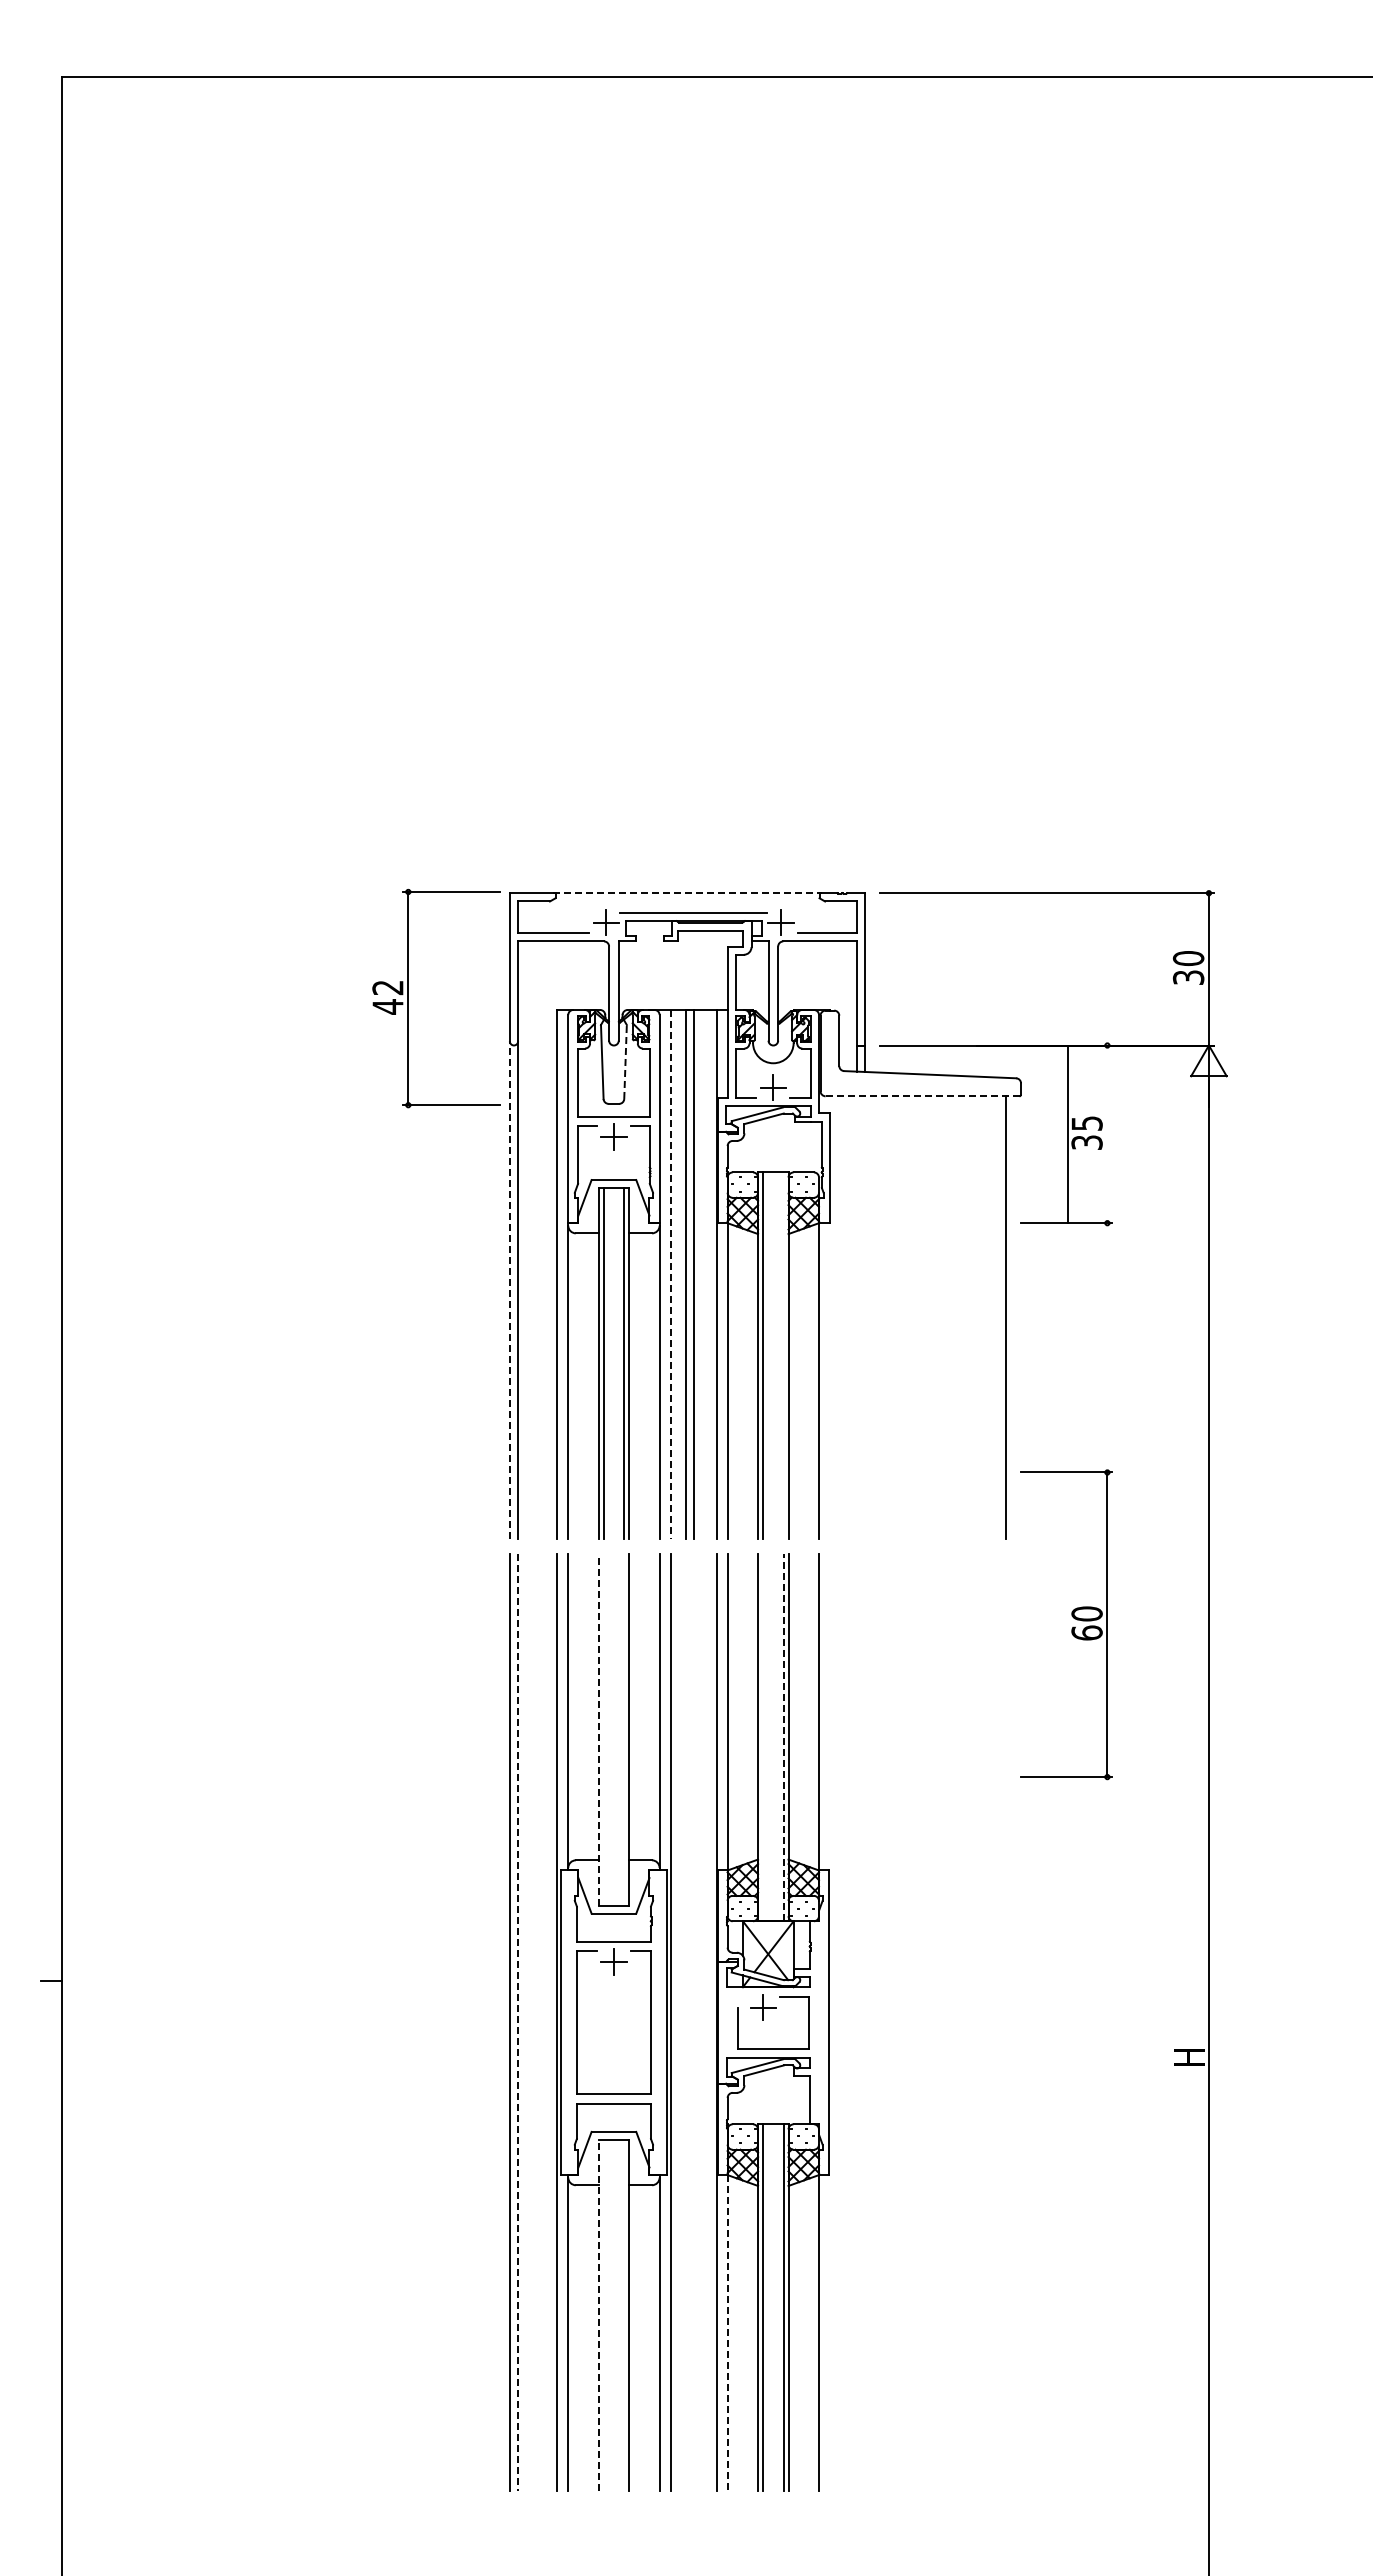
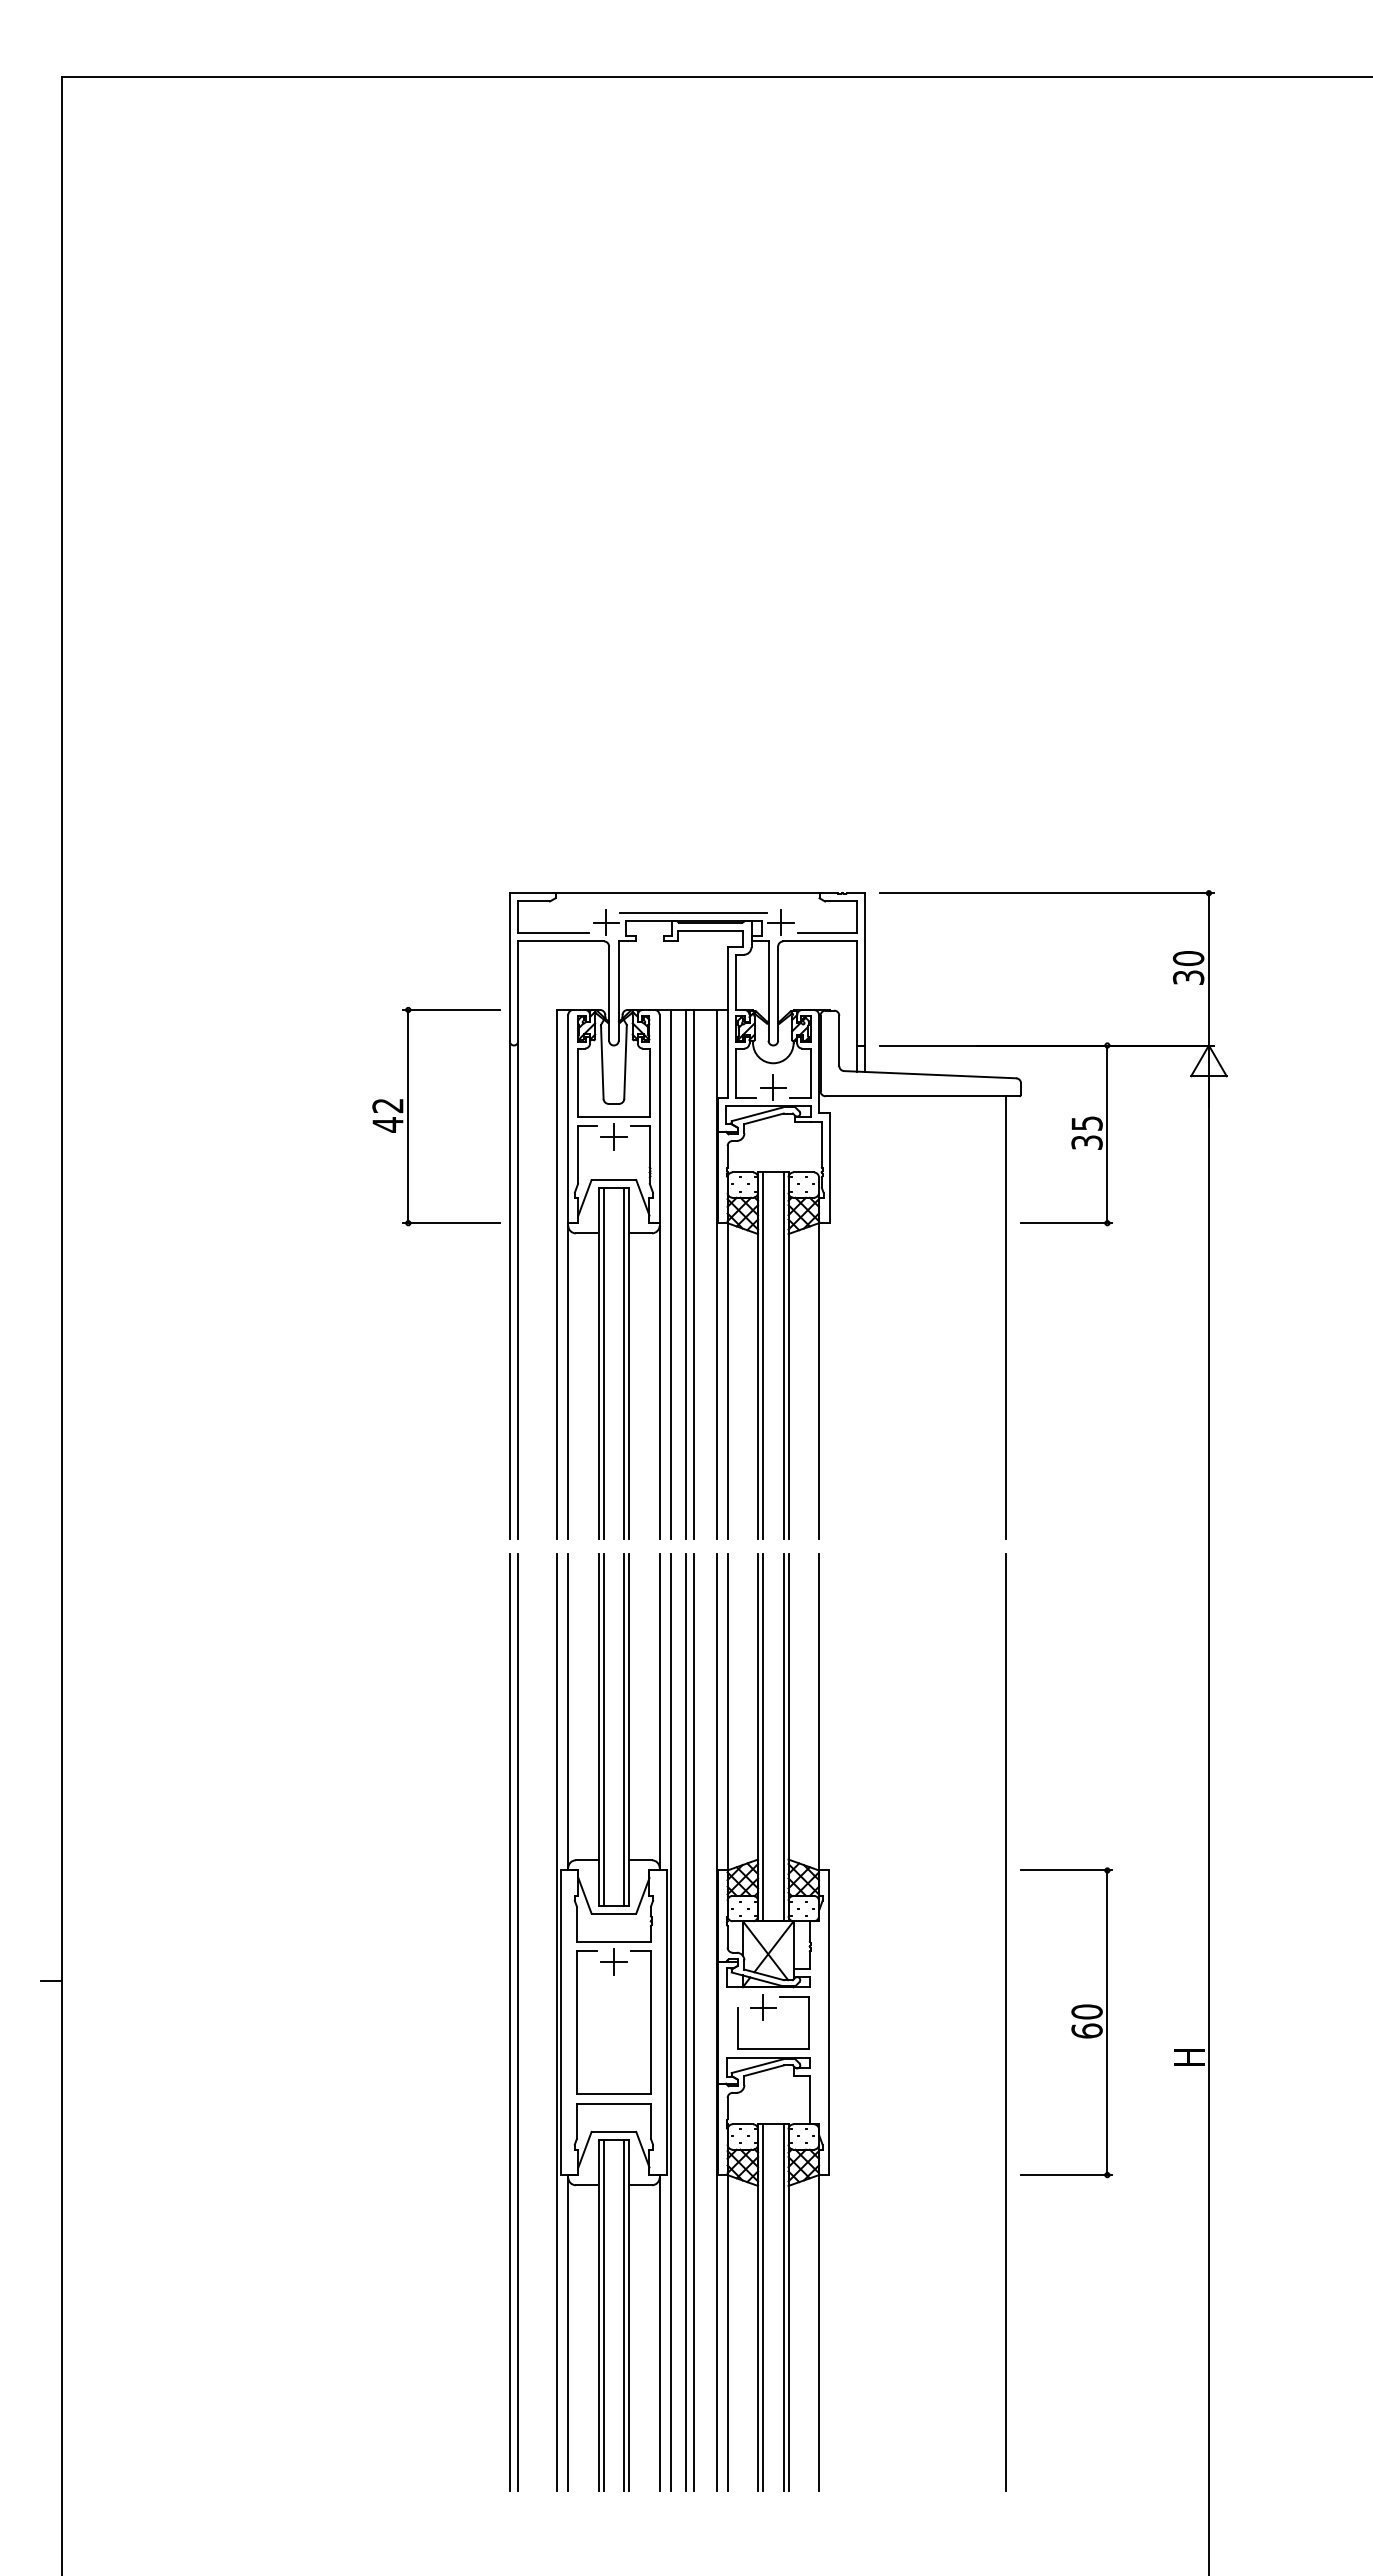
line: dashed -> solid (687, 893)
part position: (408, 998) -> (408, 1116) (408, 1116)
line: dashed -> solid (625, 1061)
line: dashed -> solid (922, 1096)
line position: (1068, 1134) -> (1107, 1134) (1107, 1134)
line: dashed -> solid (670, 1274)
line: dashed -> solid (509, 1290)
line: none -> present (783, 1355)
part position: (1071, 1628) -> (1071, 2026) (1071, 2026)
line: dashed -> solid (598, 1730)
line: none -> present (603, 1730)
line: none -> present (624, 1730)
line: none -> present (763, 1737)
line: dashed -> solid (783, 1737)
line: none -> present (685, 2022)
line: none -> present (693, 2022)
line: none -> present (1005, 2022)
line: dashed -> solid (518, 2023)
line: dashed -> solid (598, 2315)
line: none -> present (603, 2315)
line: none -> present (624, 2315)
line: dashed -> solid (727, 2333)
